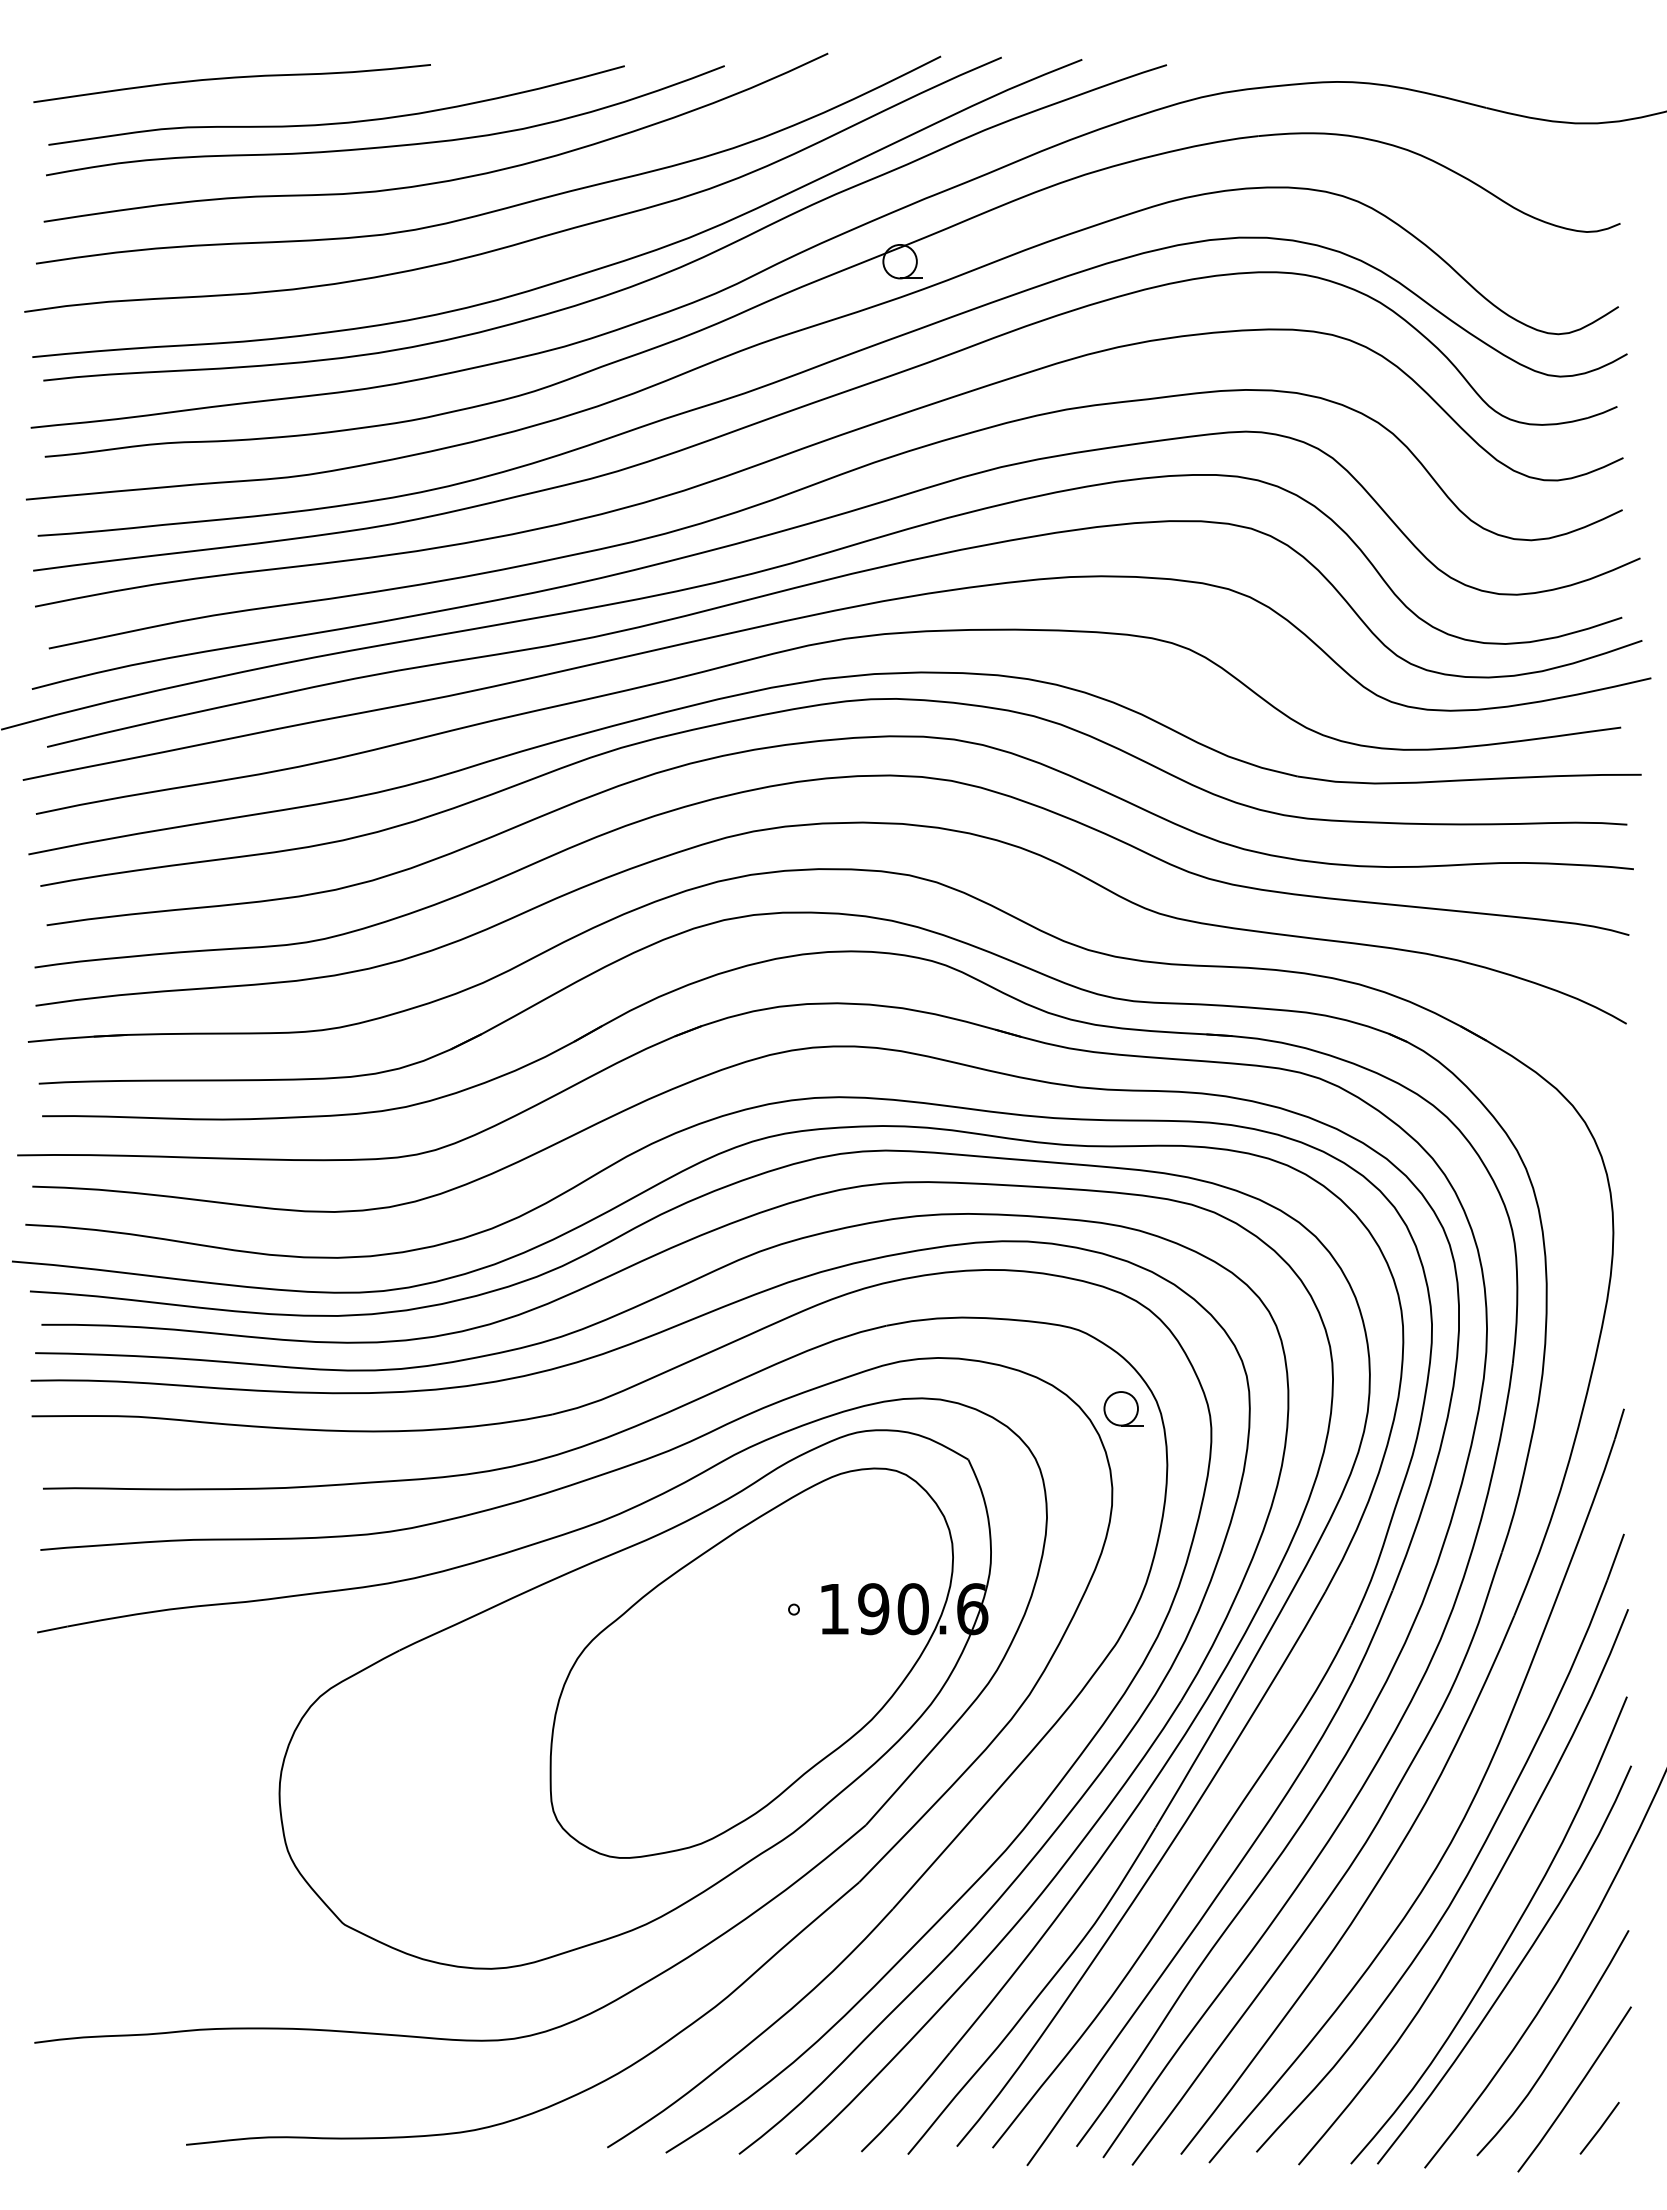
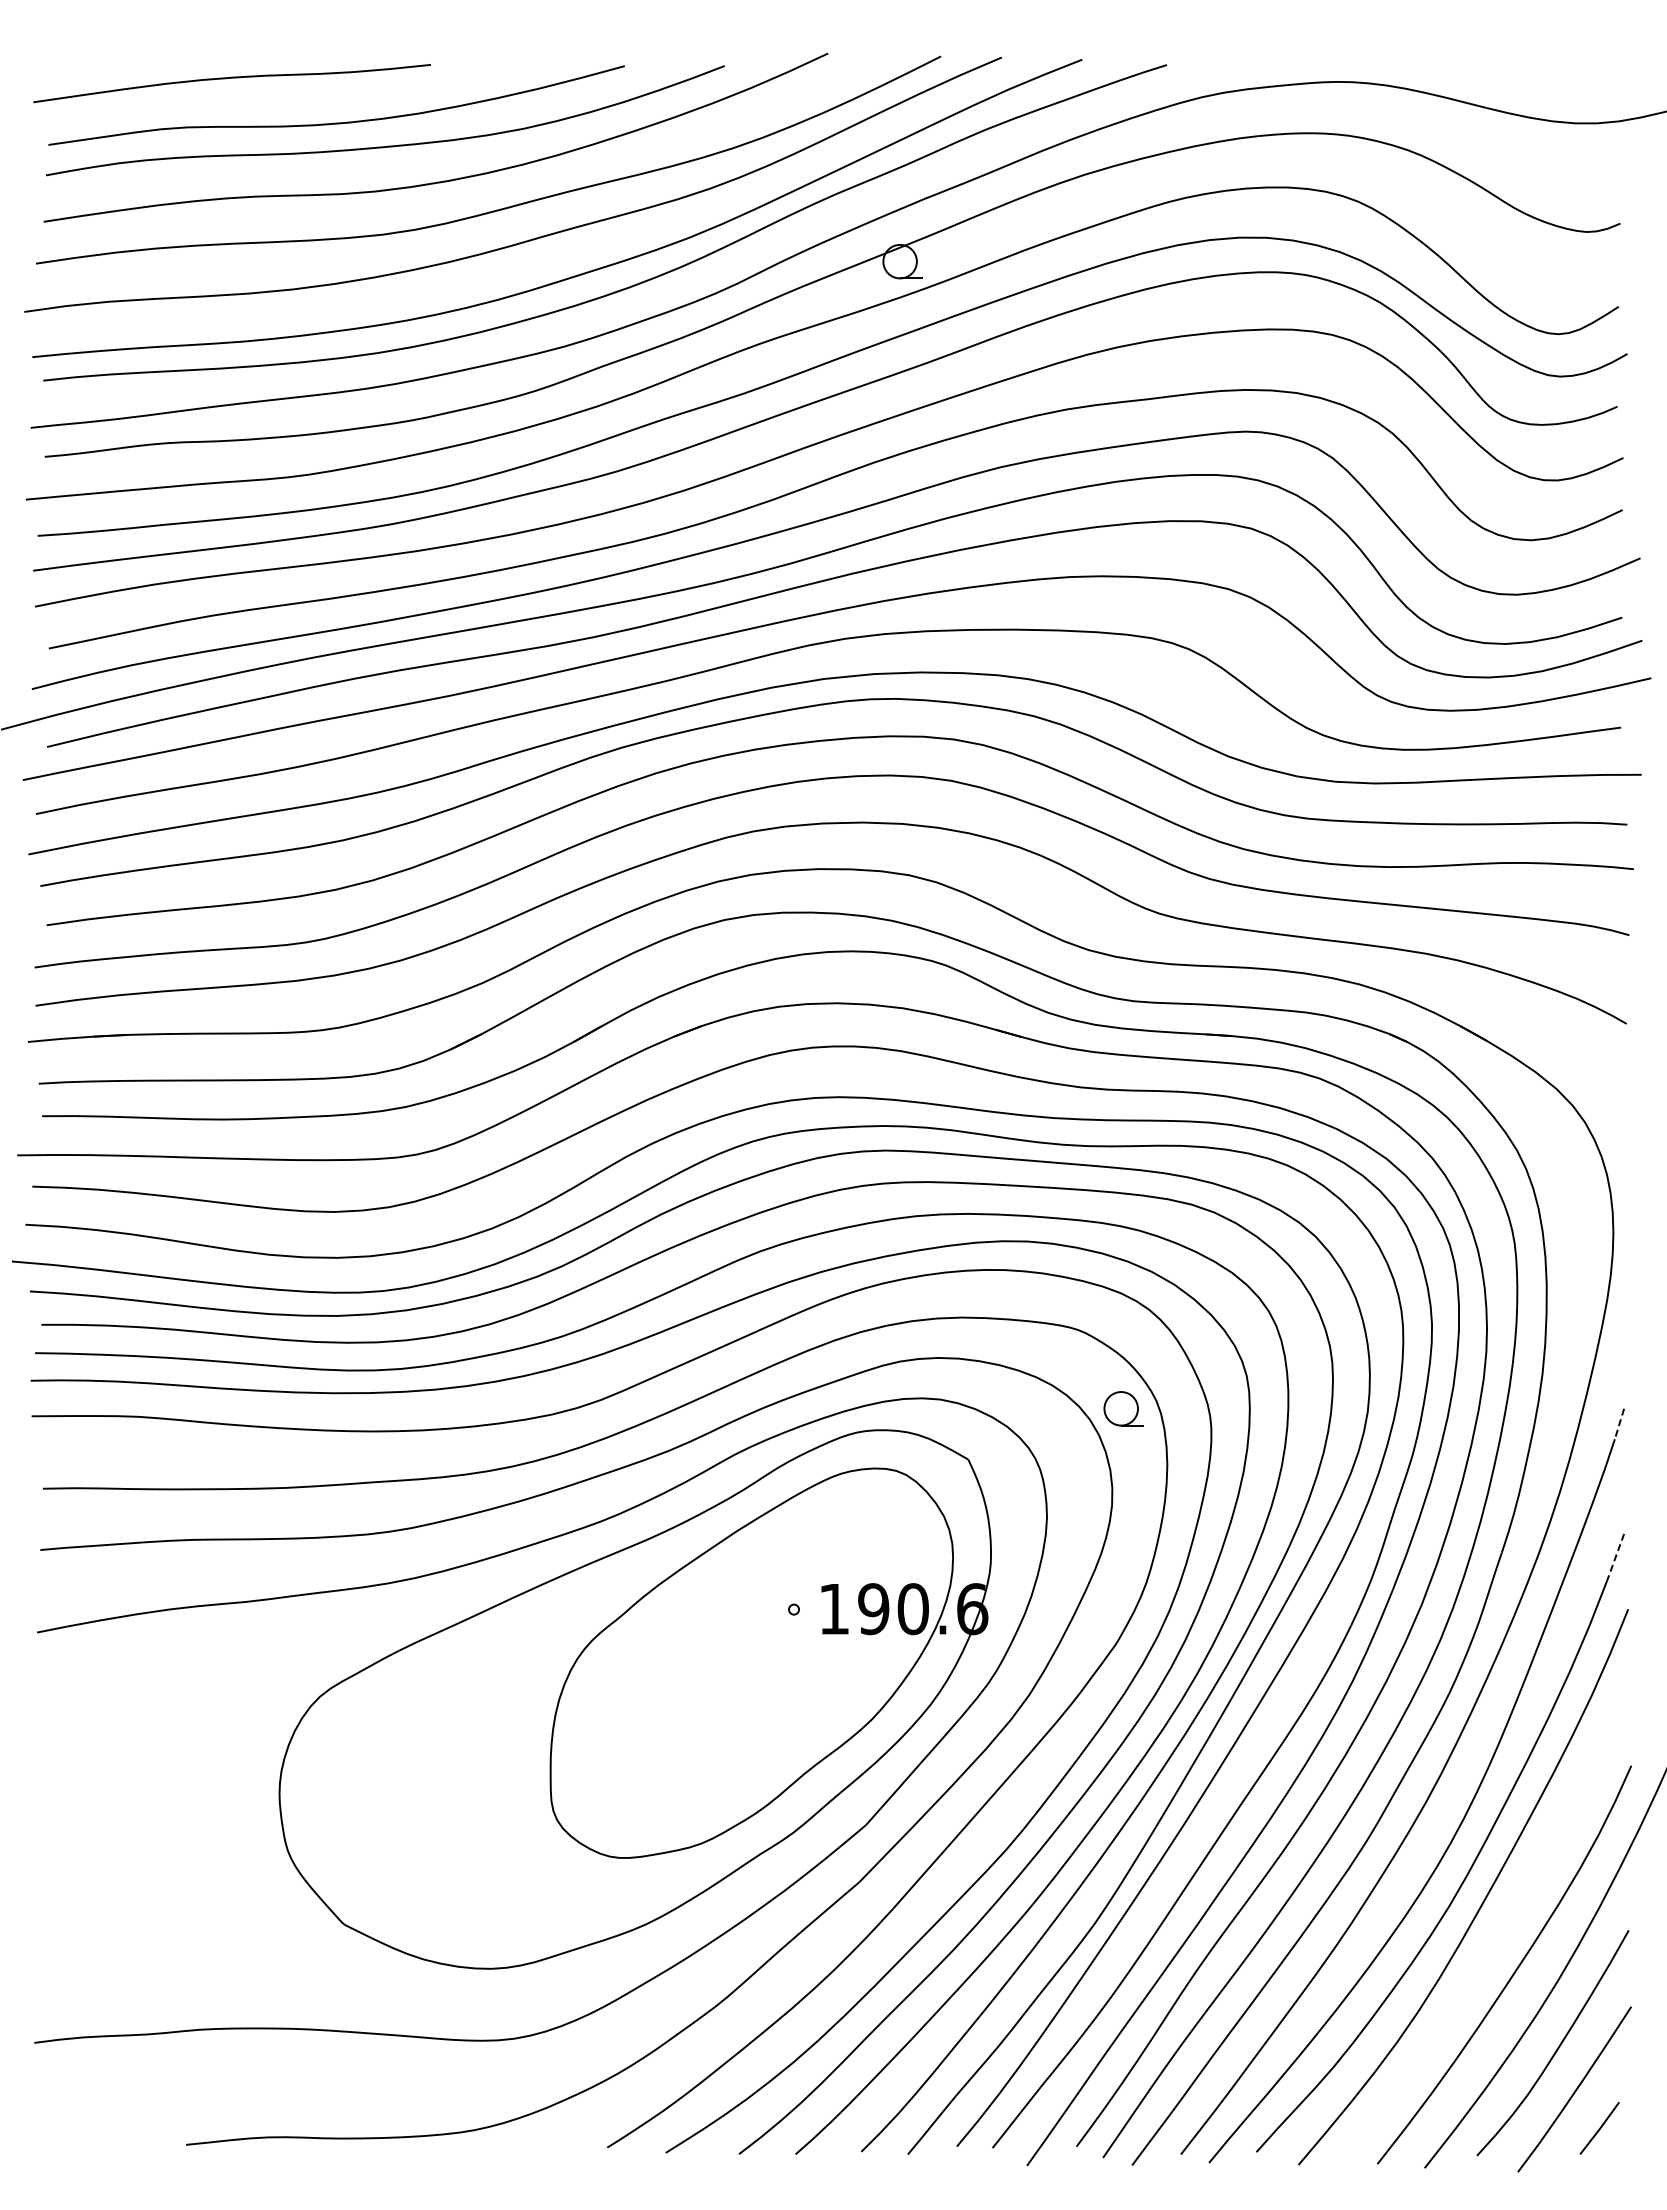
line: solid -> dashed (1619, 1424)
line: solid -> dashed (1615, 1557)
curve: present -> none (1506, 1940)
